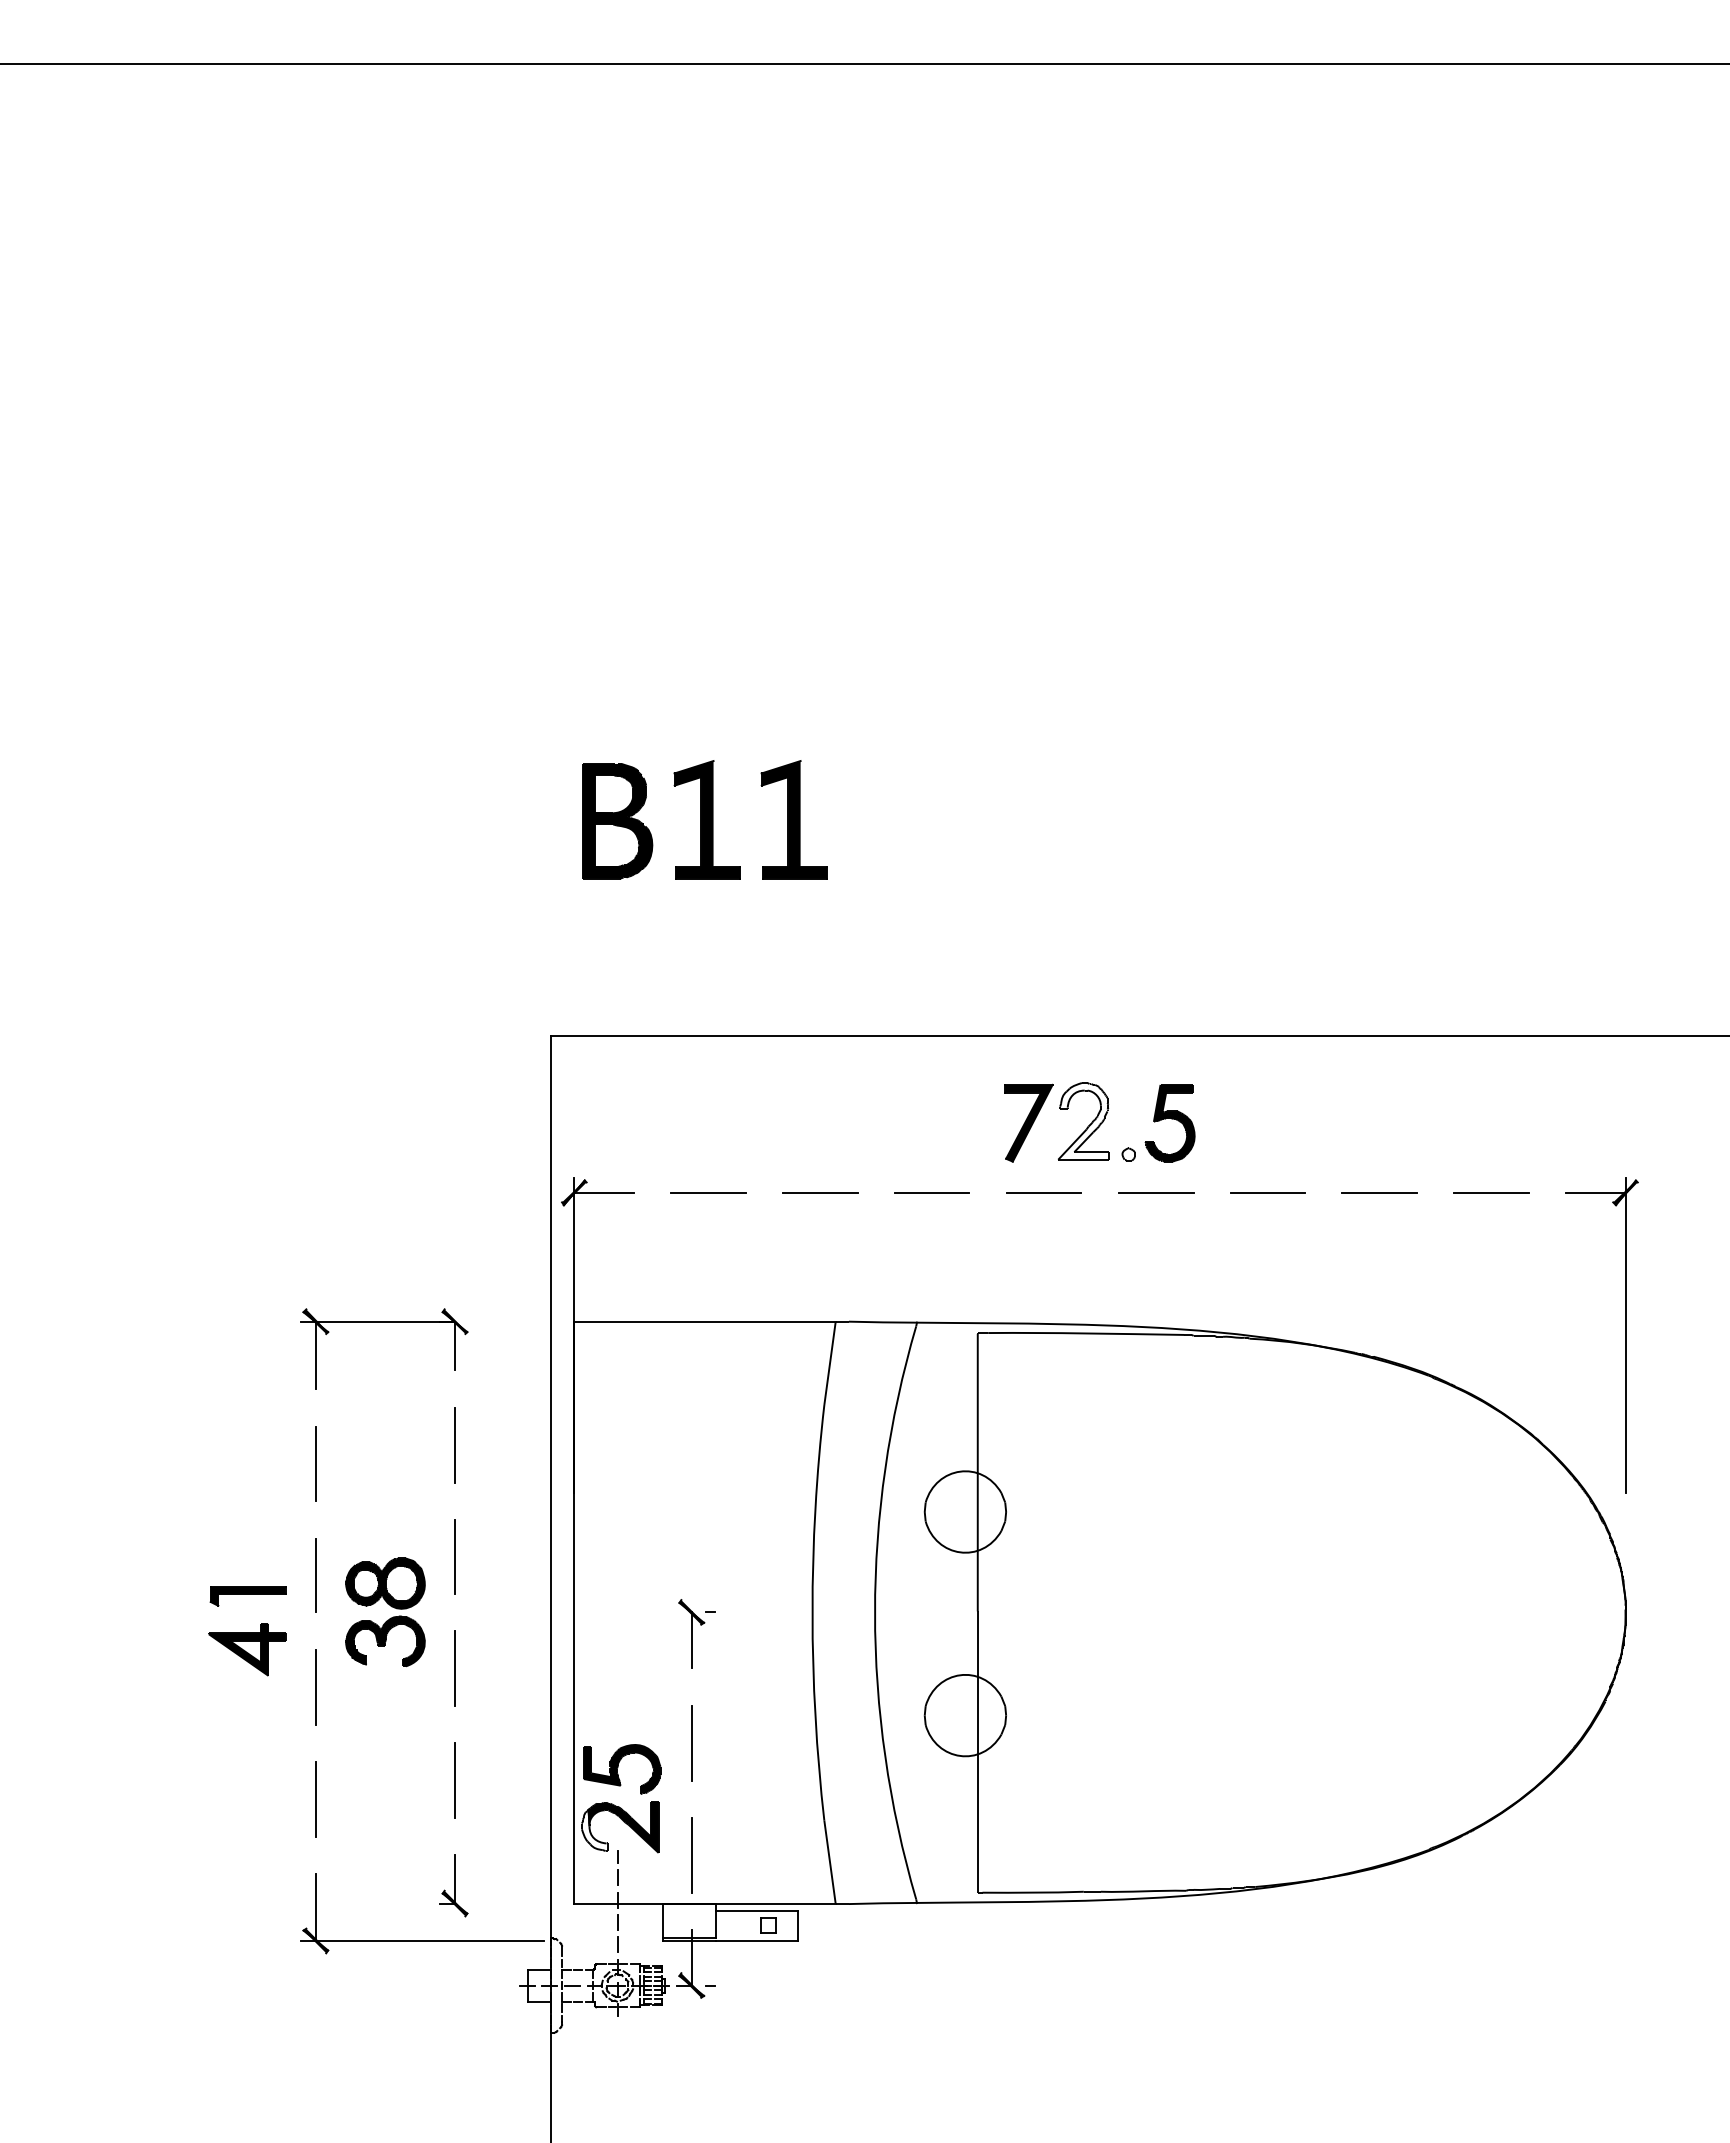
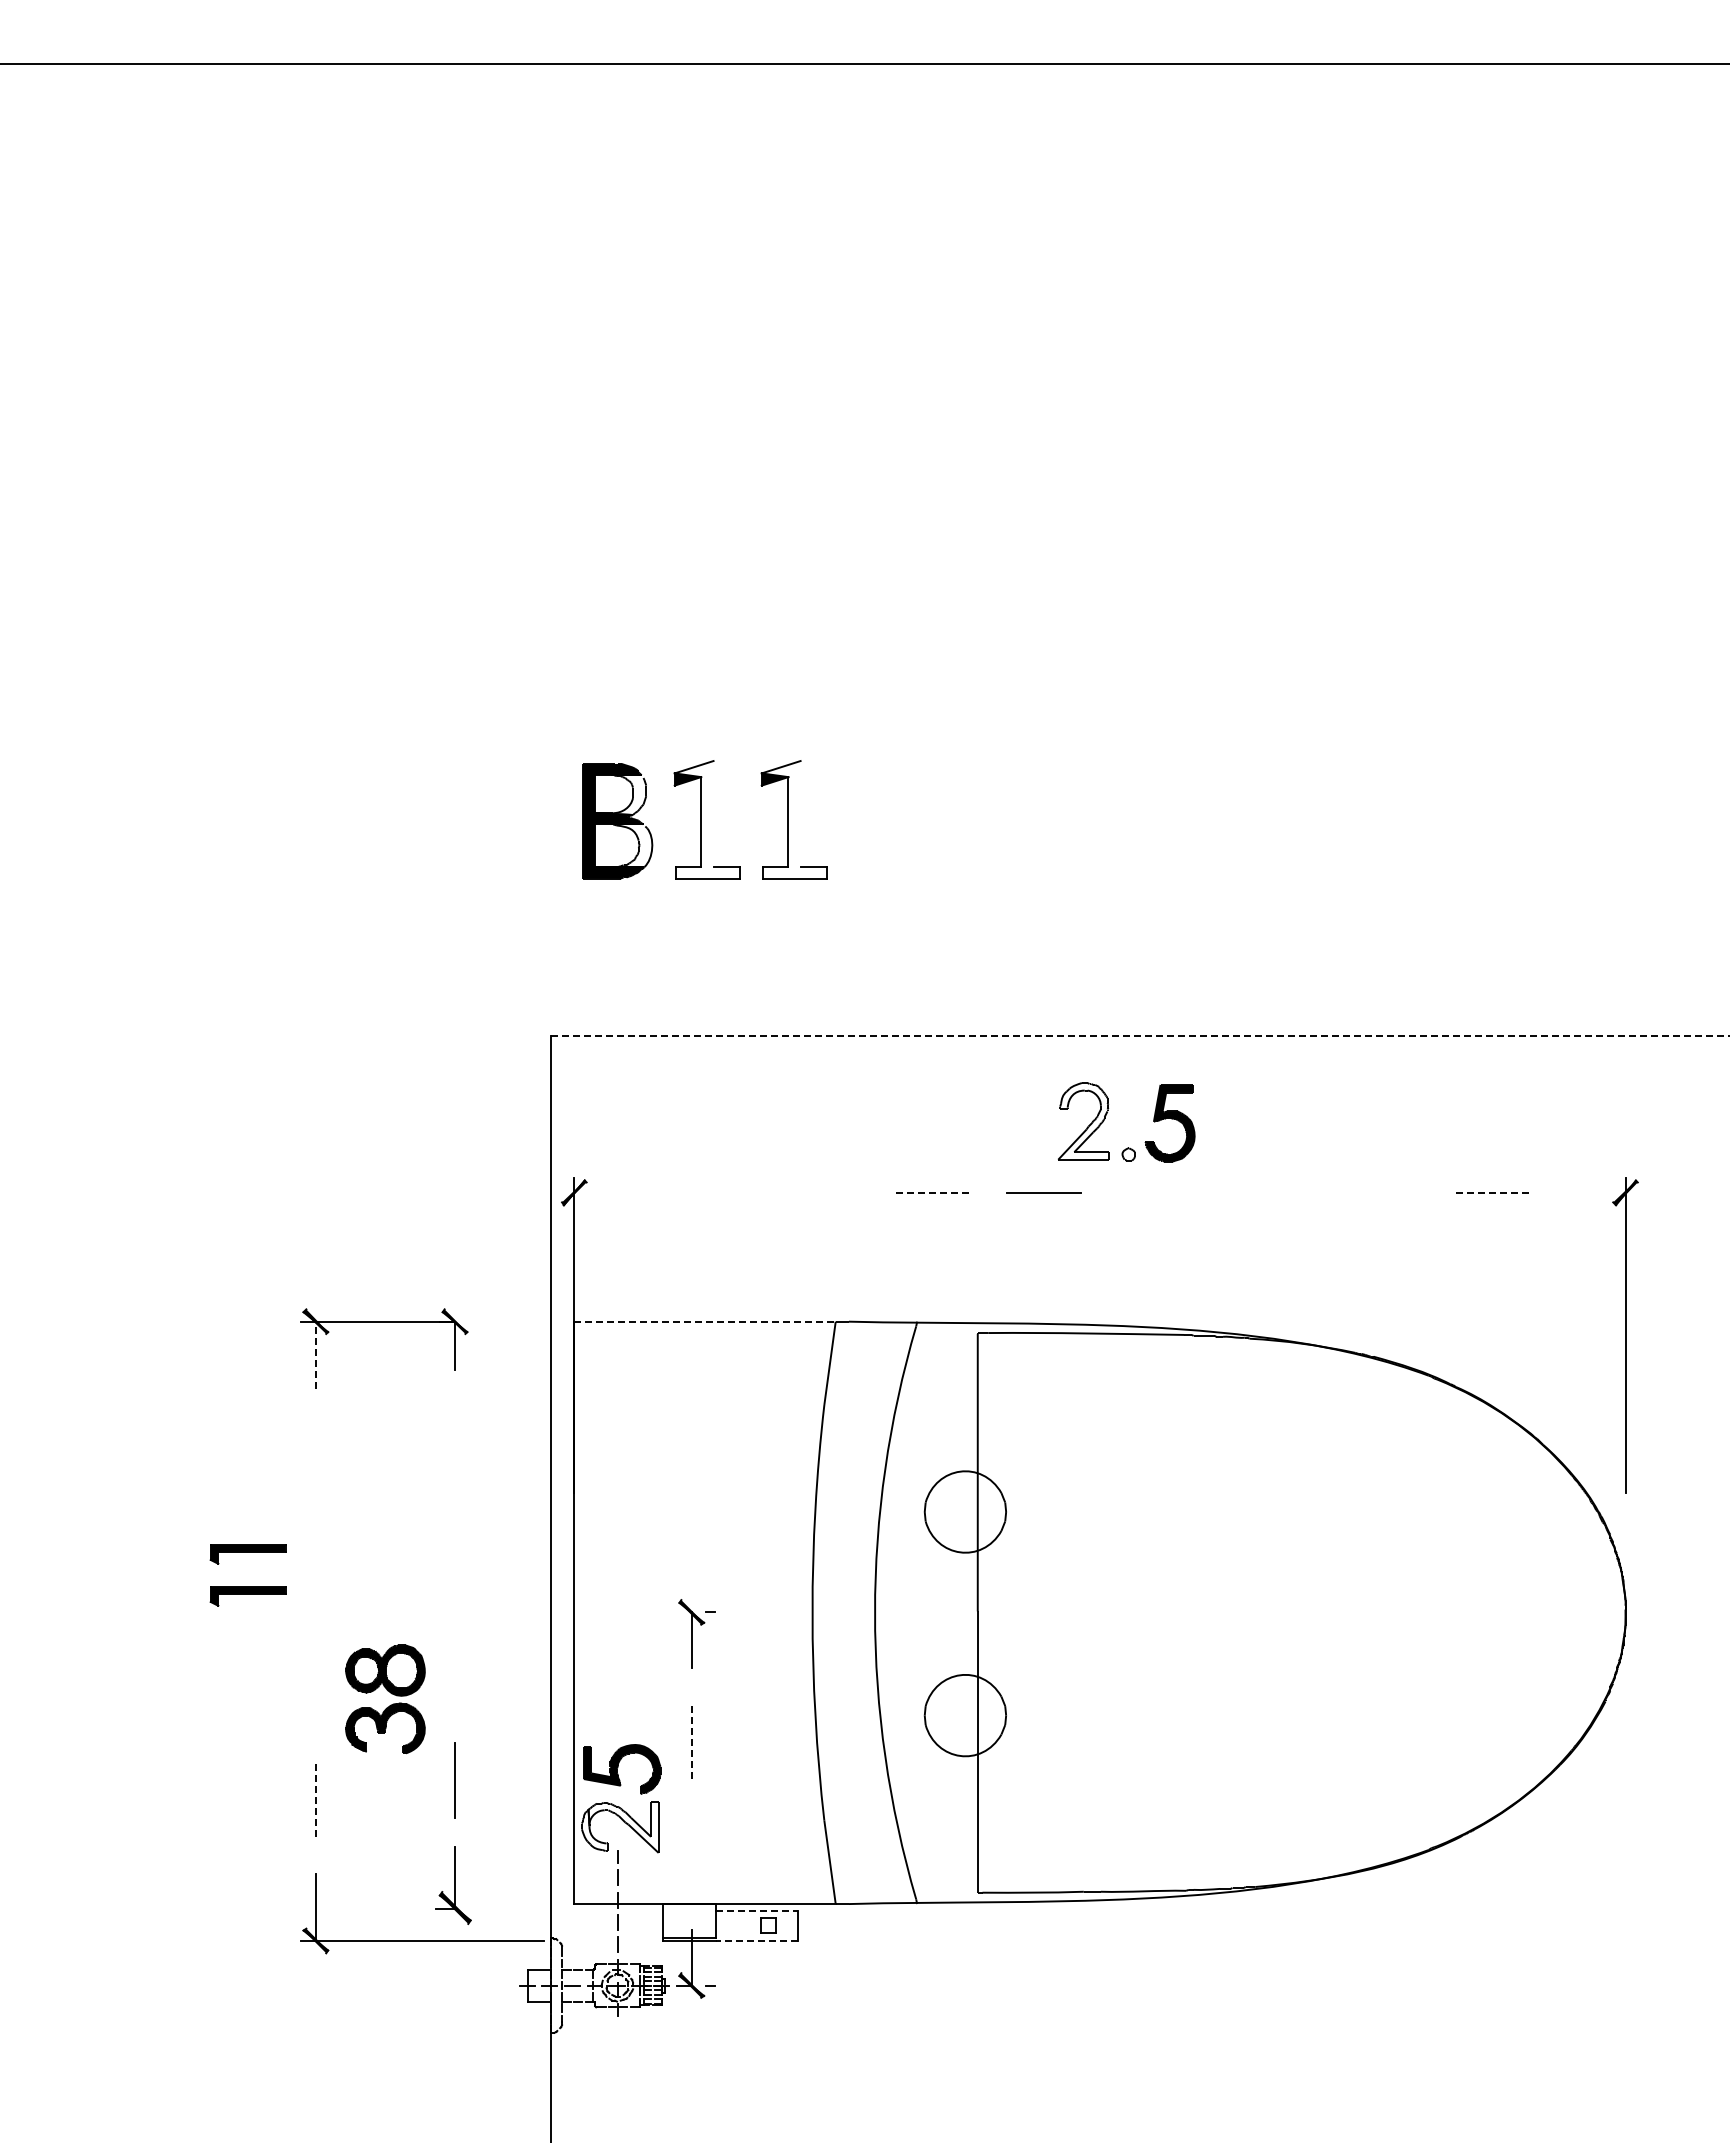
fill: present -> none (620, 795)
fill: present -> none (707, 819)
fill: present -> none (794, 819)
fill: present -> none (623, 845)
line: solid -> dashed (1140, 1035)
part: present -> none (1028, 1122)
line: present -> none (604, 1192)
line: present -> none (707, 1192)
line: present -> none (819, 1192)
line: solid -> dashed (932, 1192)
line: present -> none (1155, 1192)
line: present -> none (1267, 1192)
line: present -> none (1379, 1192)
line: solid -> dashed (1491, 1192)
line: present -> none (1595, 1192)
line: solid -> dashed (705, 1321)
line: solid -> dashed (315, 1355)
line: present -> none (455, 1444)
line: present -> none (315, 1463)
part: none -> present (247, 1554)
line: present -> none (455, 1556)
line: present -> none (315, 1575)
part position: (390, 1617) -> (390, 1704) (390, 1704)
part: present -> none (247, 1649)
line: present -> none (455, 1668)
line: present -> none (315, 1687)
line: solid -> dashed (691, 1744)
line: solid -> dashed (315, 1798)
fill: present -> none (623, 1826)
line: present -> none (691, 1854)
part size: 30x64 px -> 37x79 px (453, 1885)
line: solid -> dashed (757, 1910)
line: solid -> dashed (757, 1941)
